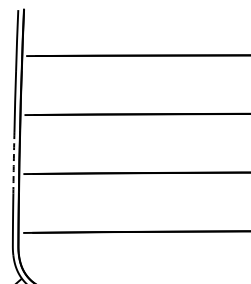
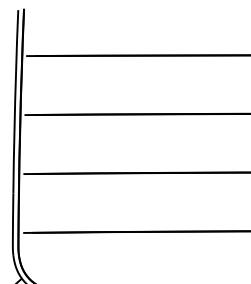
arc: dashed -> solid (13, 162)
